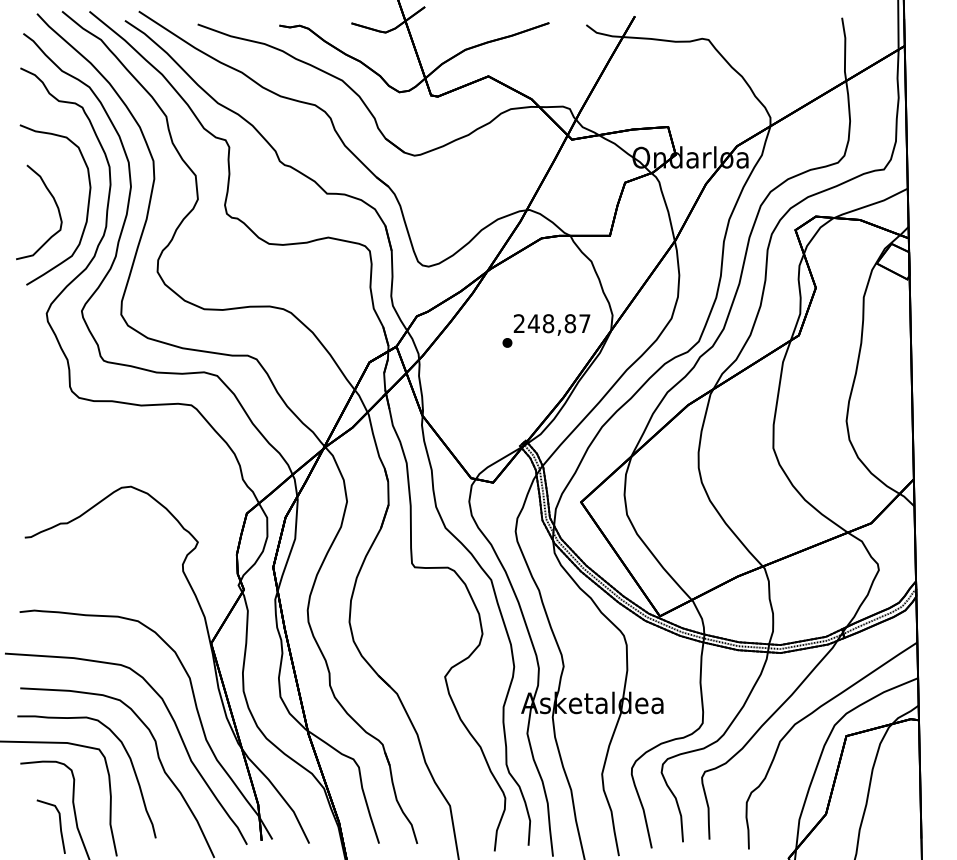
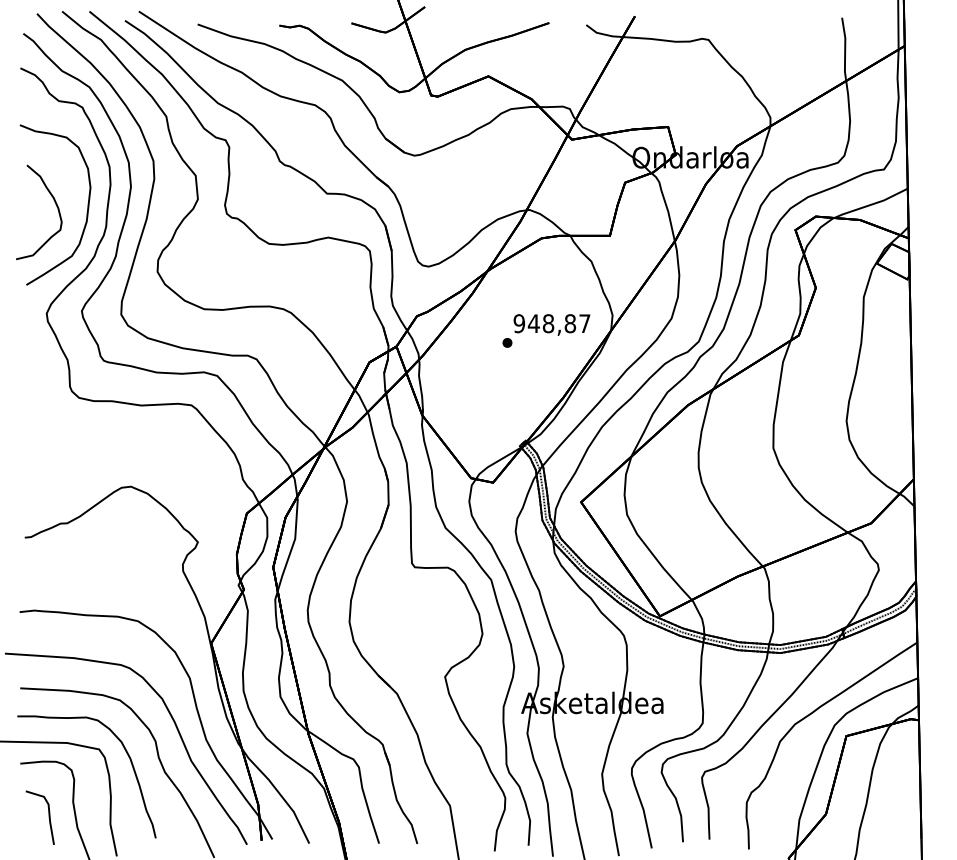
text: 248,87 -> 948,87 (519, 323)
part position: (59, 826) -> (48, 817) (48, 817)
